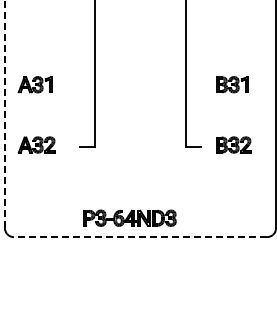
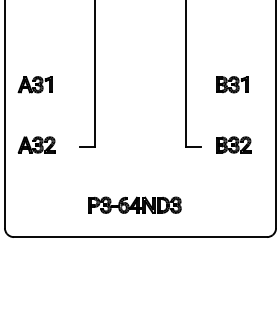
line: dashed -> solid (4, 114)
part position: (129, 217) -> (134, 204) (134, 204)
line: dashed -> solid (140, 237)
